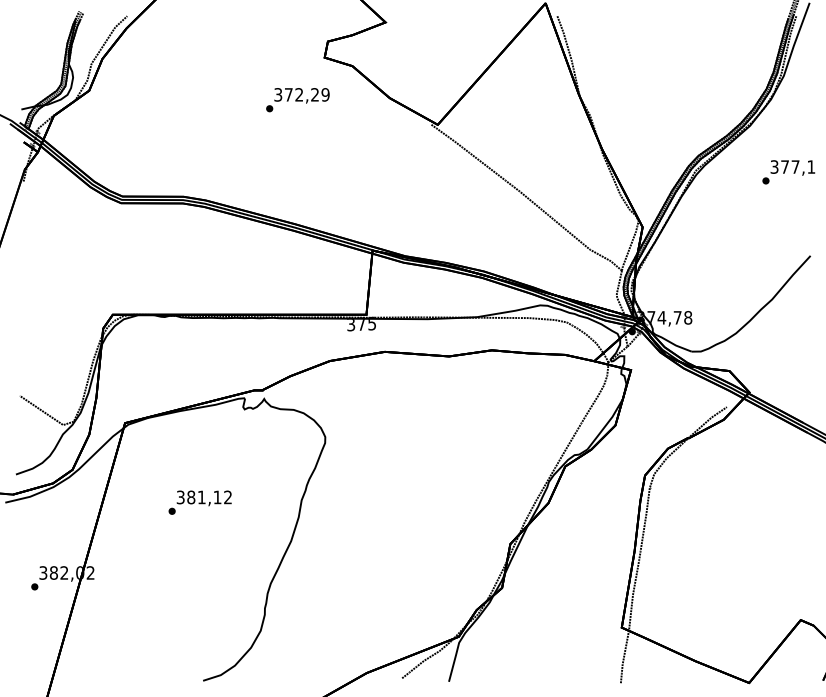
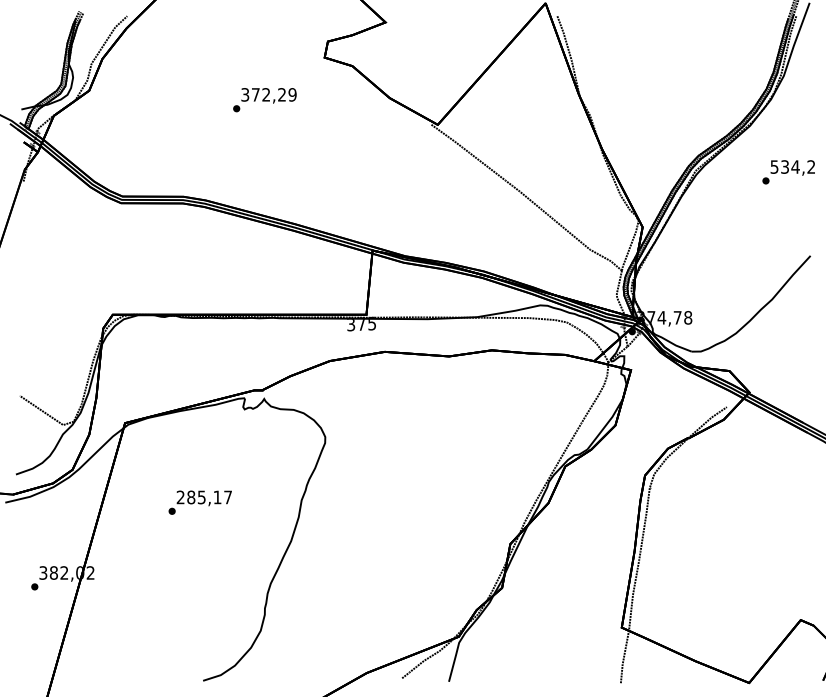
text position: (297, 100) -> (264, 100) (264, 100)
text: 377,1 -> 534,2 (793, 166)
text: 381,12 -> 285,17 (203, 497)
